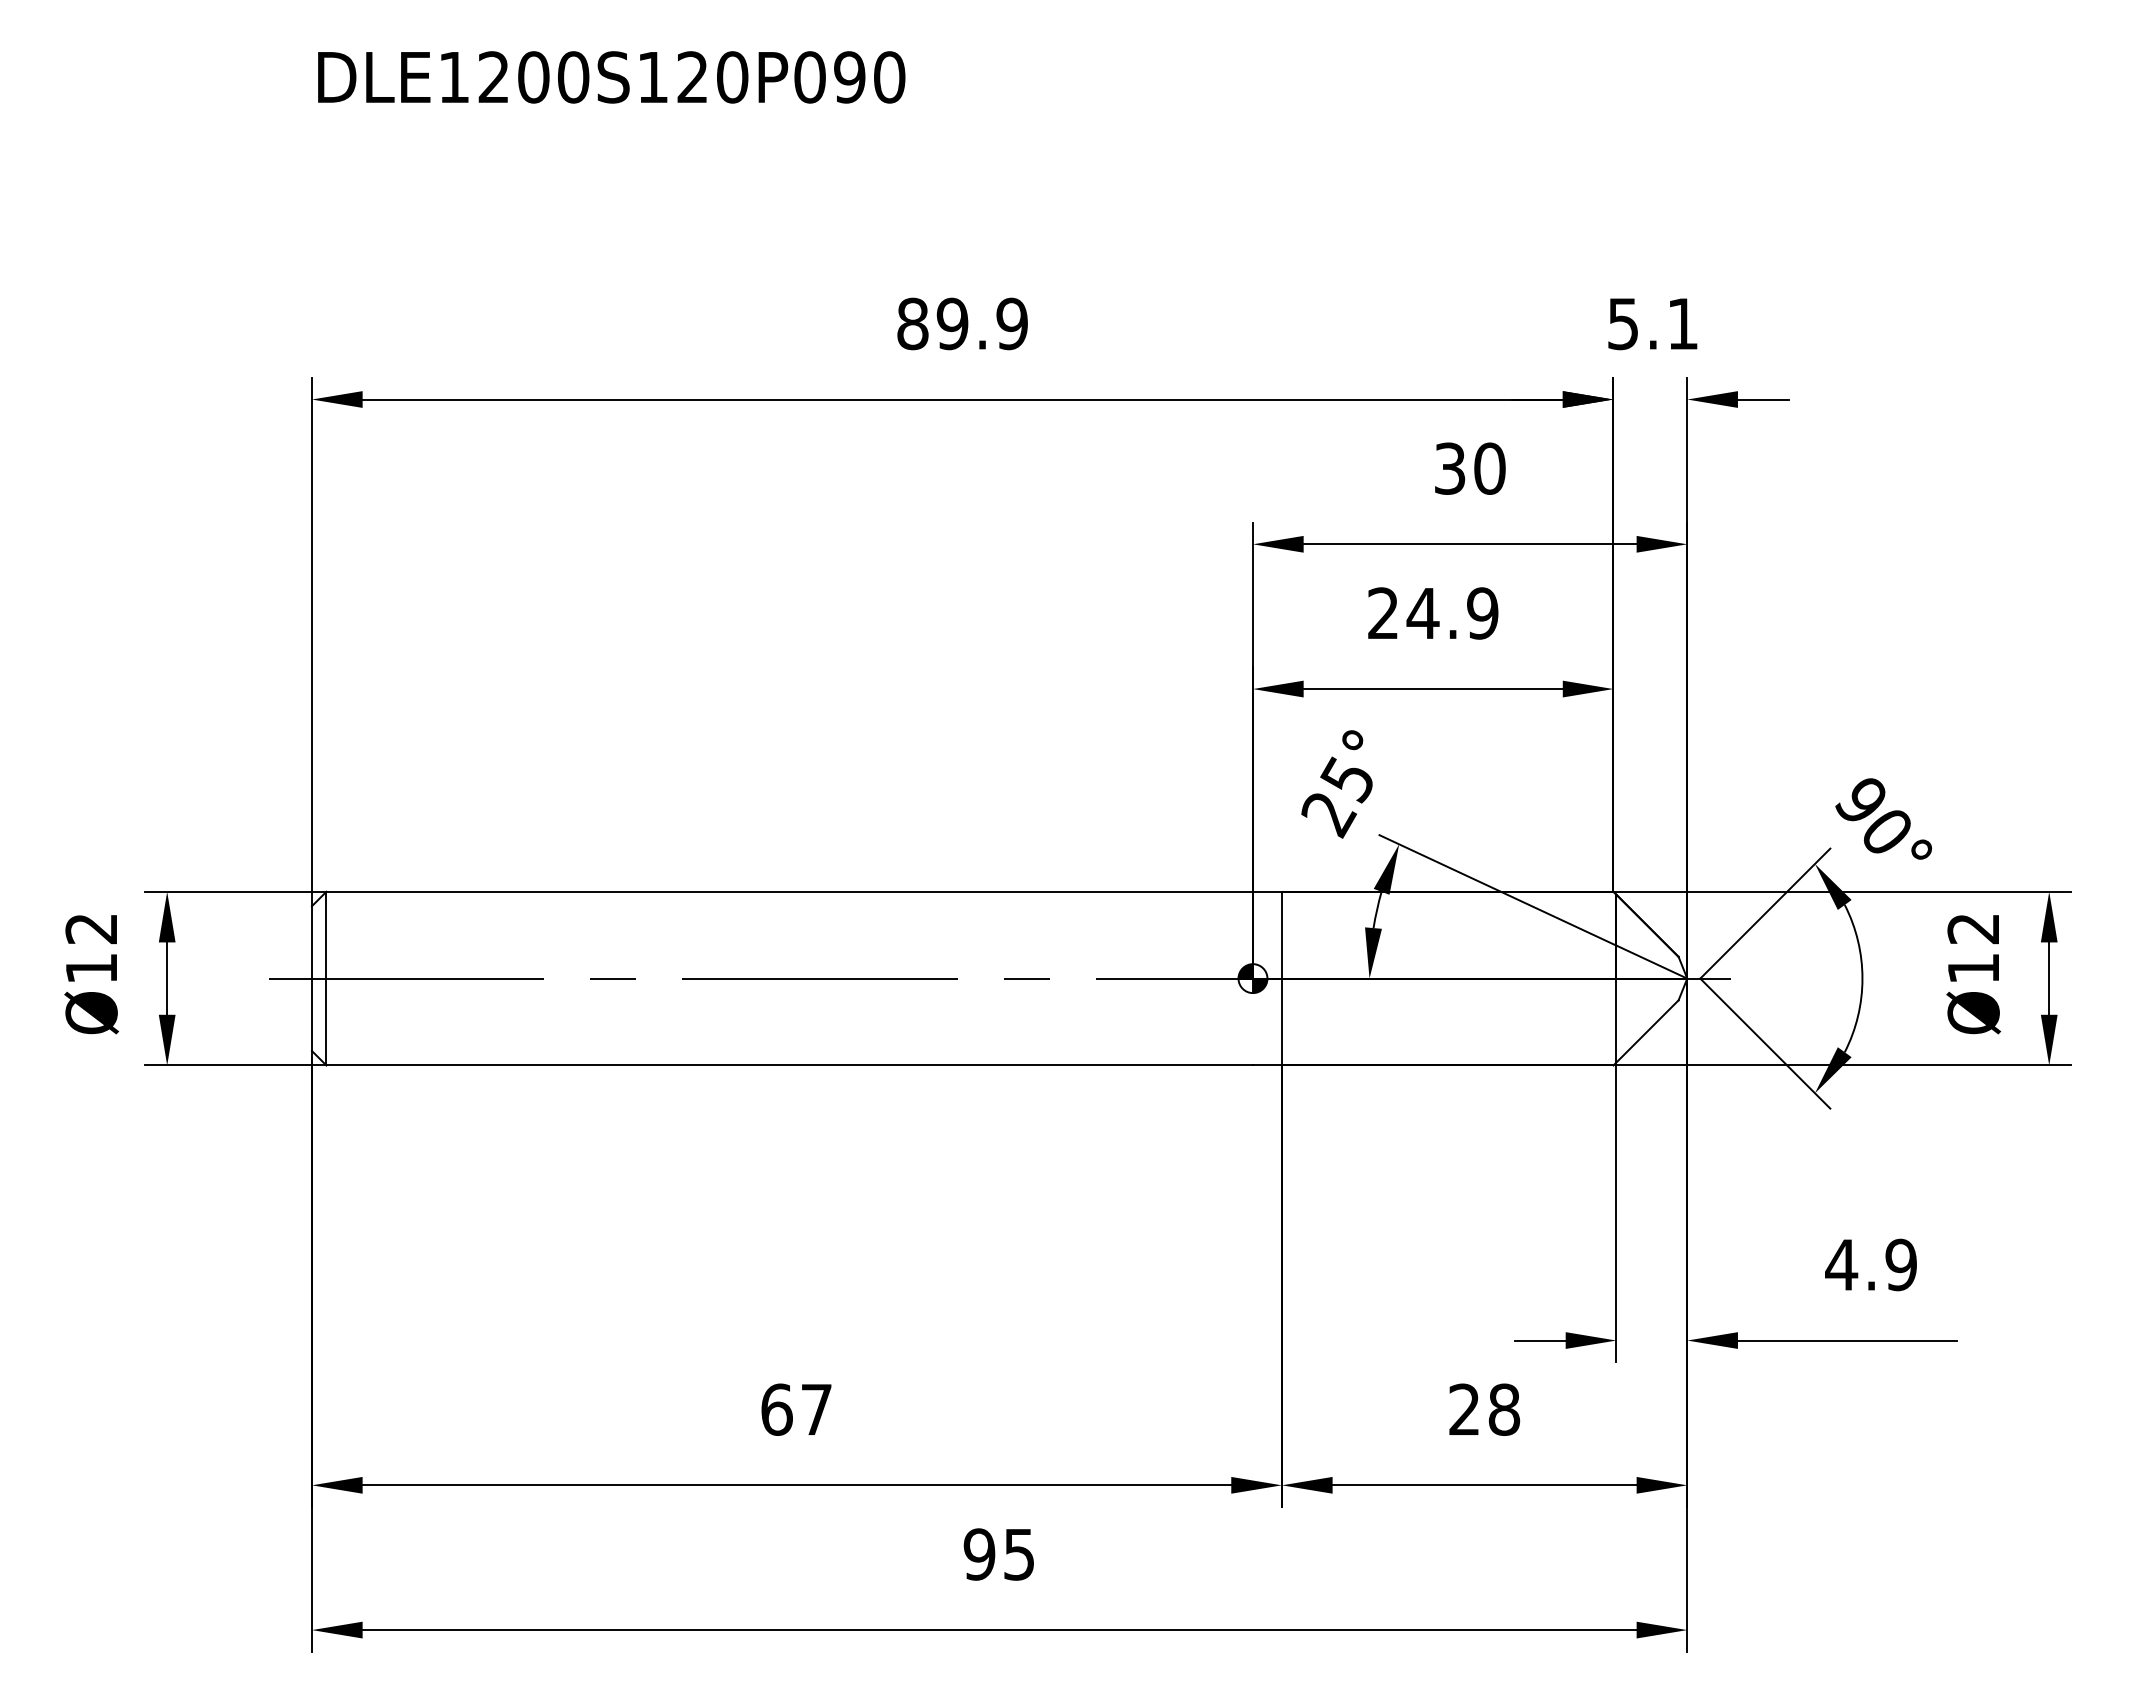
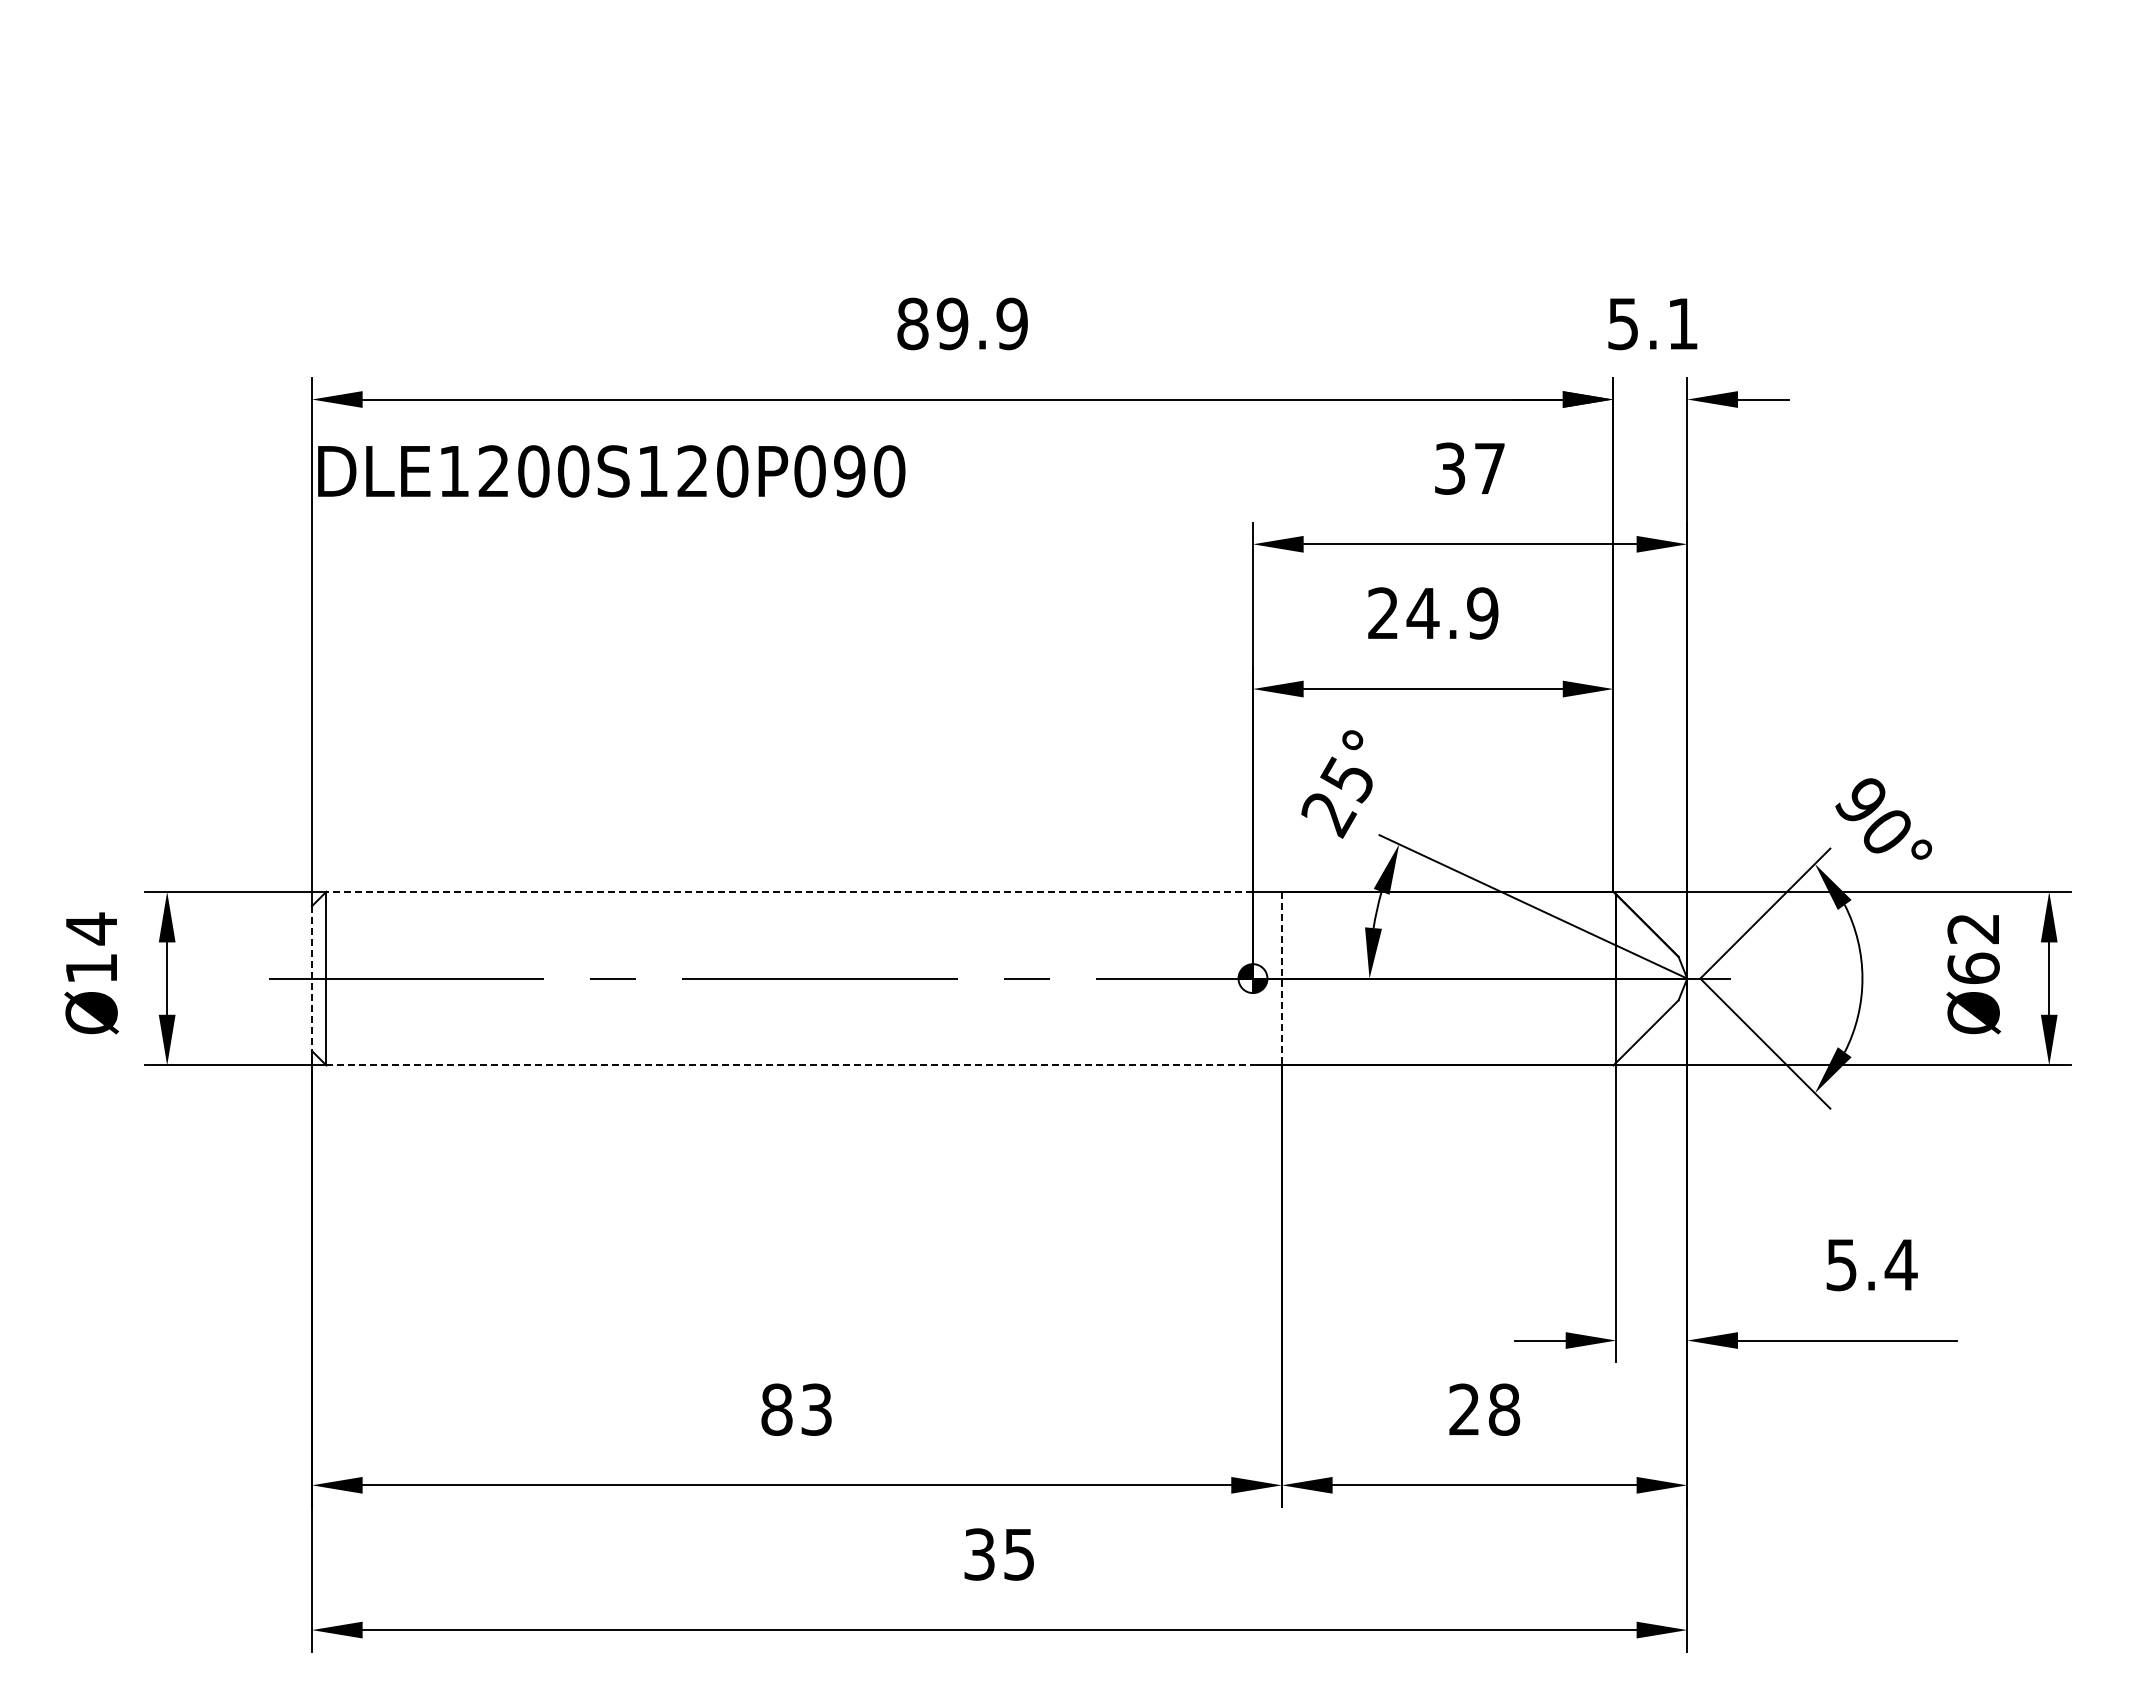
text position: (611, 77) -> (611, 471) (611, 471)
text: 30 -> 37 (1489, 468)
line: solid -> dashed (789, 891)
text: Ø12 -> Ø14 (90, 928)
text: Ø12 -> Ø62 (1973, 967)
line: solid -> dashed (1281, 978)
line: solid -> dashed (311, 979)
line: solid -> dashed (790, 1065)
text: 4.9 -> 5.4 (1871, 1264)
text: 67 -> 83 (796, 1409)
text: 95 -> 35 (979, 1554)
